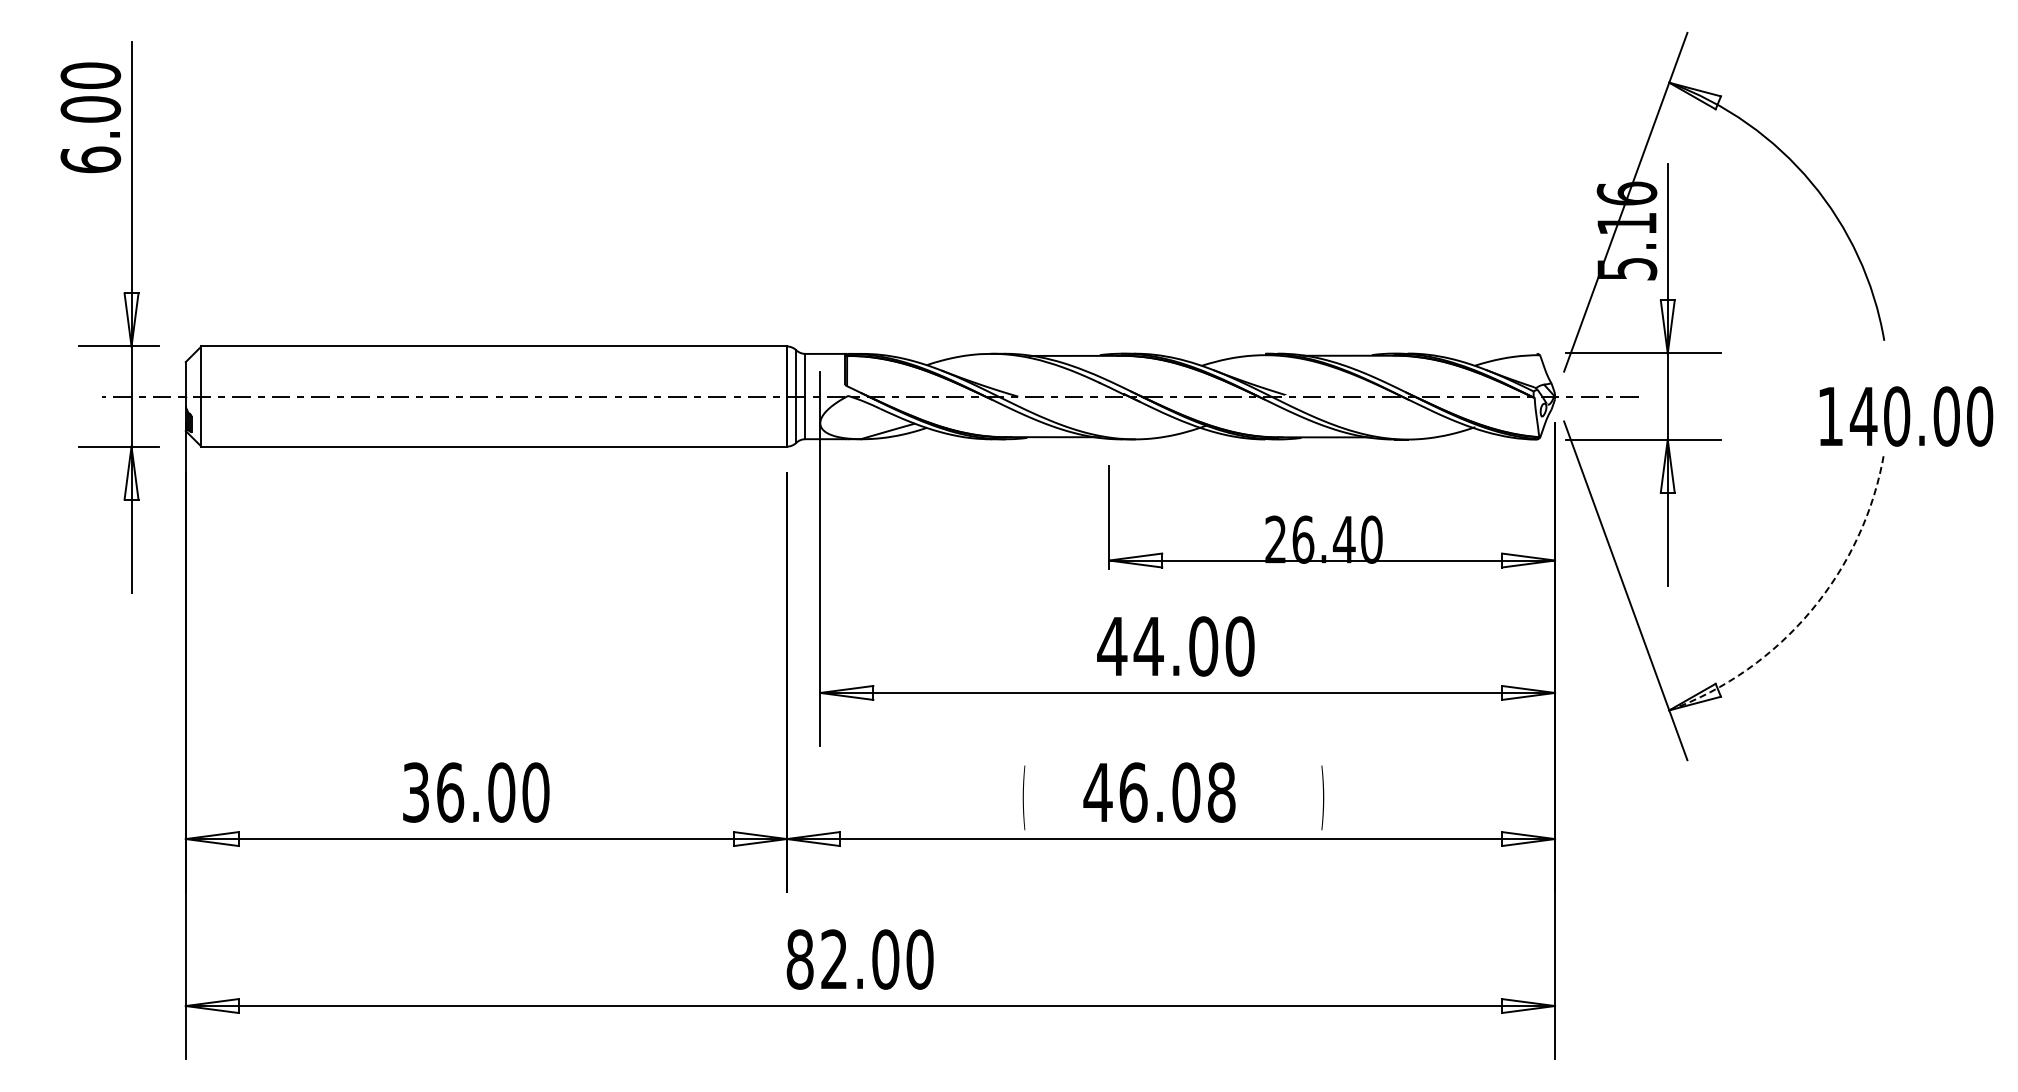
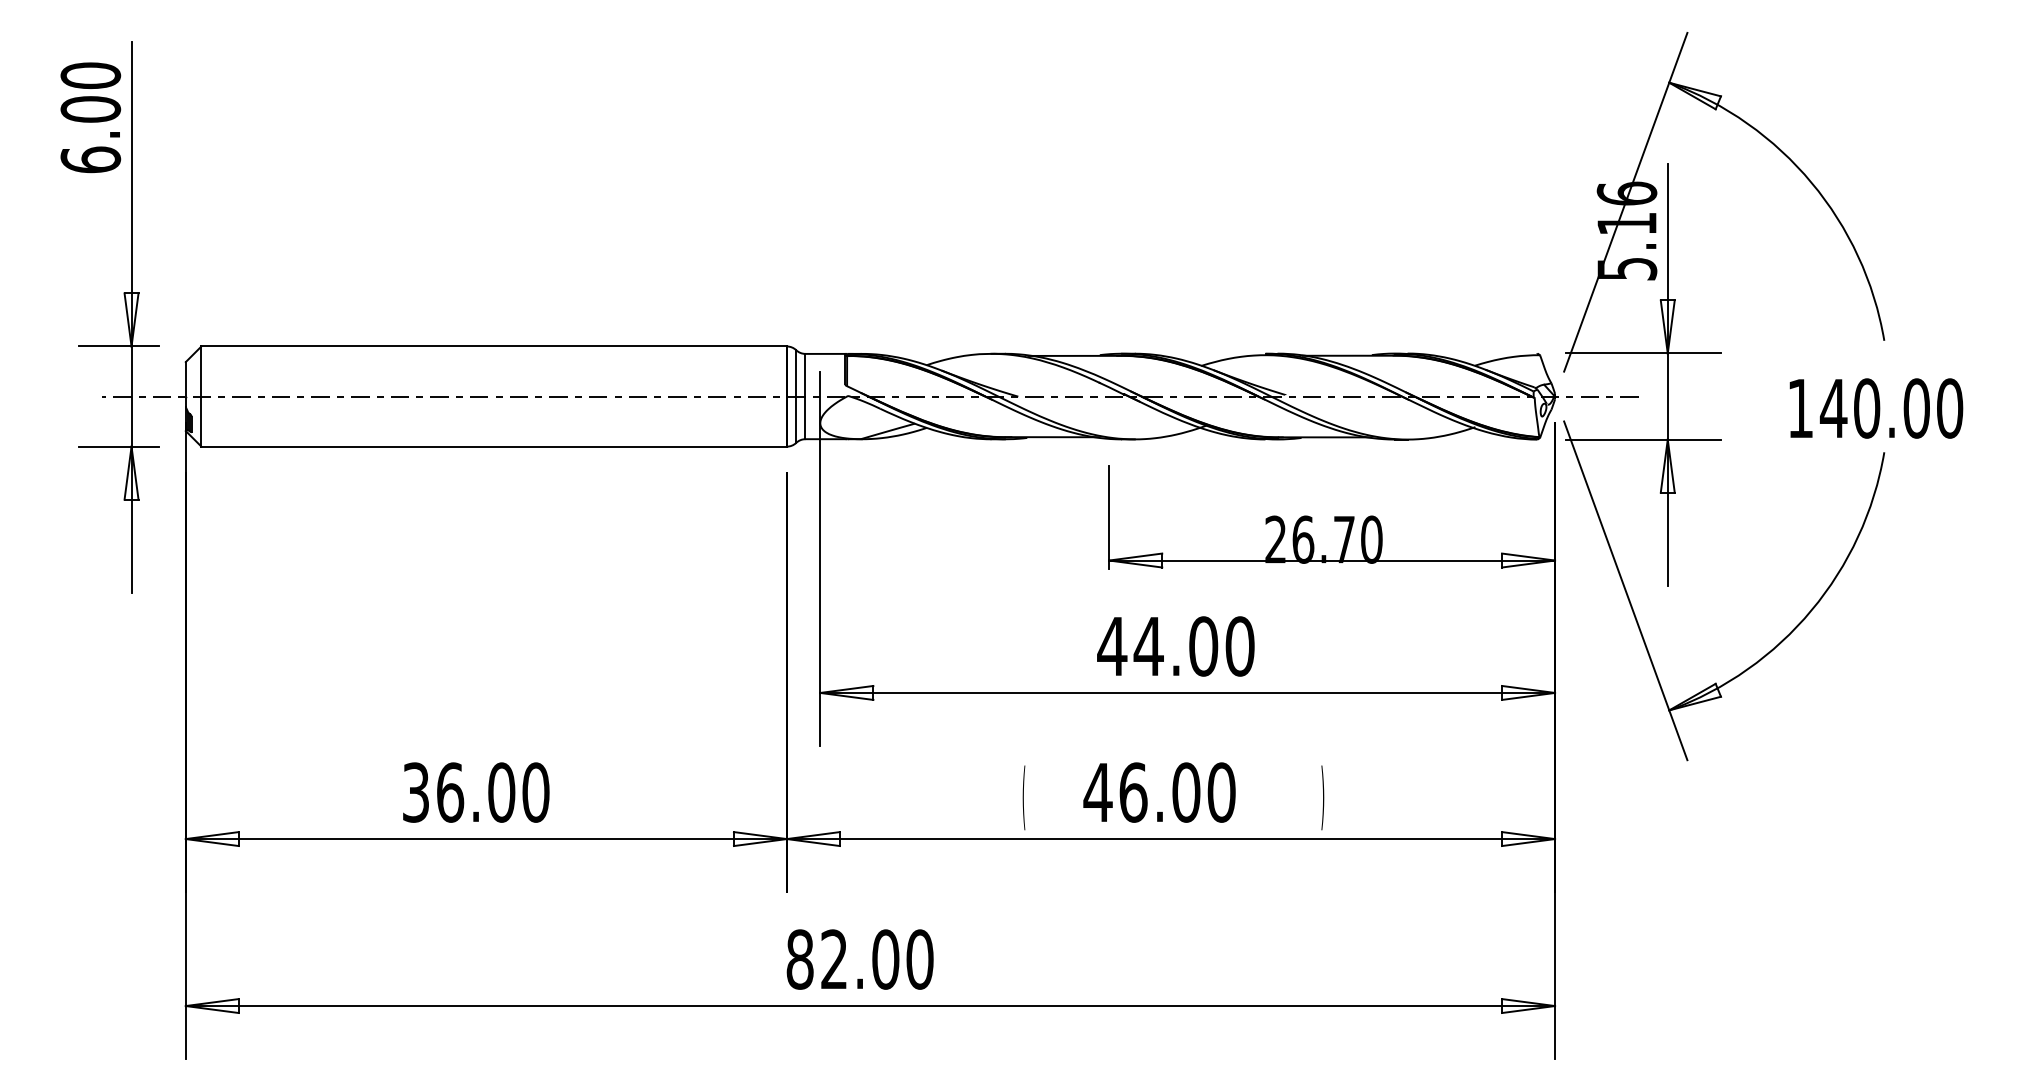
text position: (1906, 416) -> (1876, 408) (1876, 408)
text: 26.40 -> 26.70 (1343, 539)
arc: dashed -> solid (1811, 610)
text: 46.08 -> 46.00 (1221, 792)
